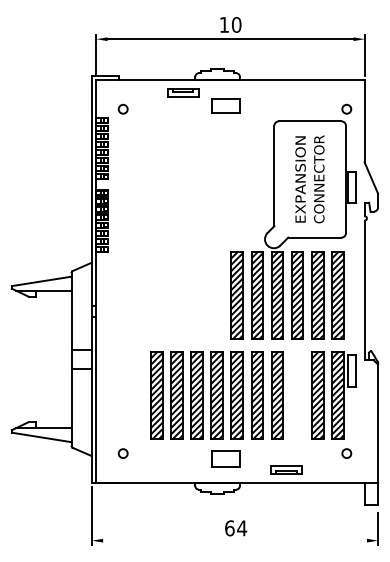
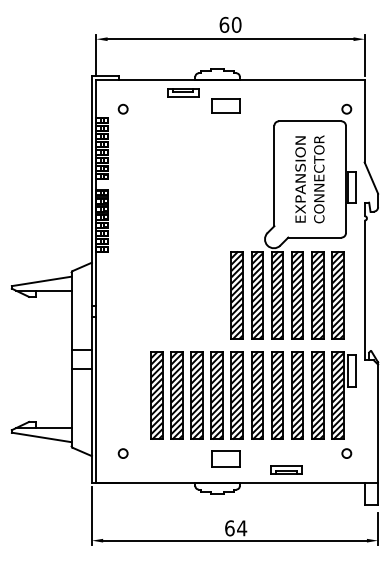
text: 10 -> 60 (224, 24)
part: none -> present (297, 395)
line: none -> present (234, 540)
